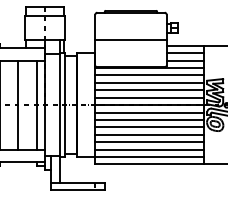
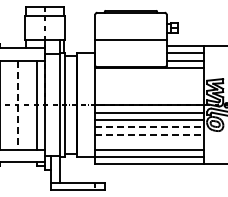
line: present -> none (149, 75)
line: present -> none (149, 82)
line: present -> none (149, 90)
line: present -> none (149, 97)
line: solid -> dashed (18, 105)
line: solid -> dashed (150, 127)
line: solid -> dashed (150, 134)
line: present -> none (149, 142)
